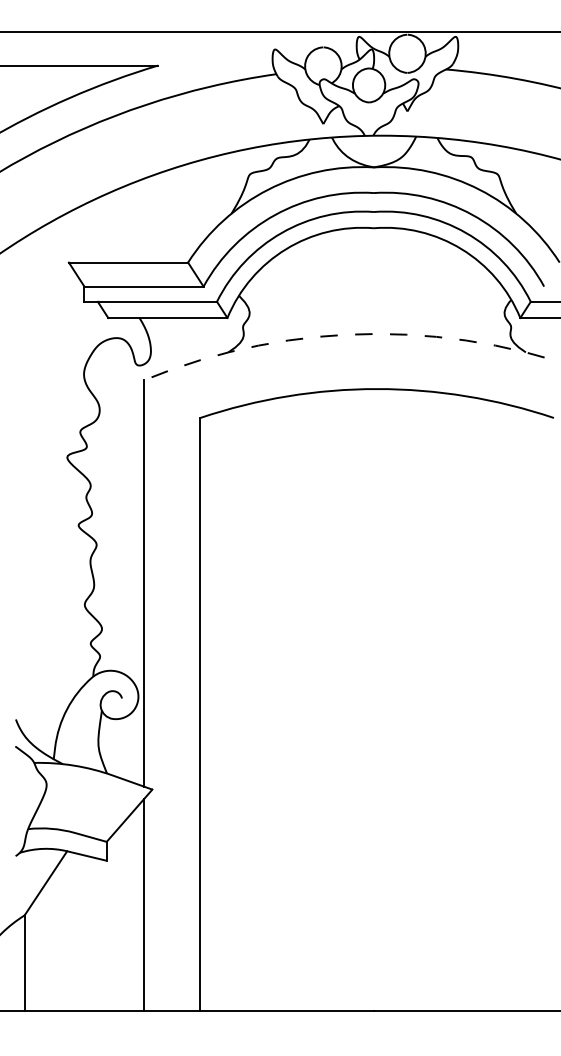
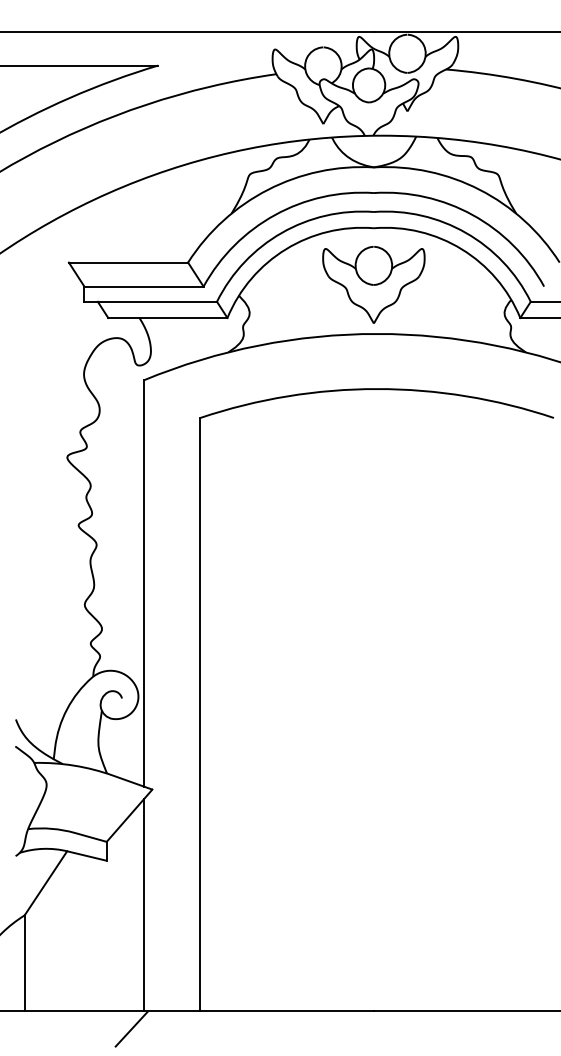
part: none -> present (373, 284)
arc: dashed -> solid (349, 334)
line: none -> present (131, 1028)
